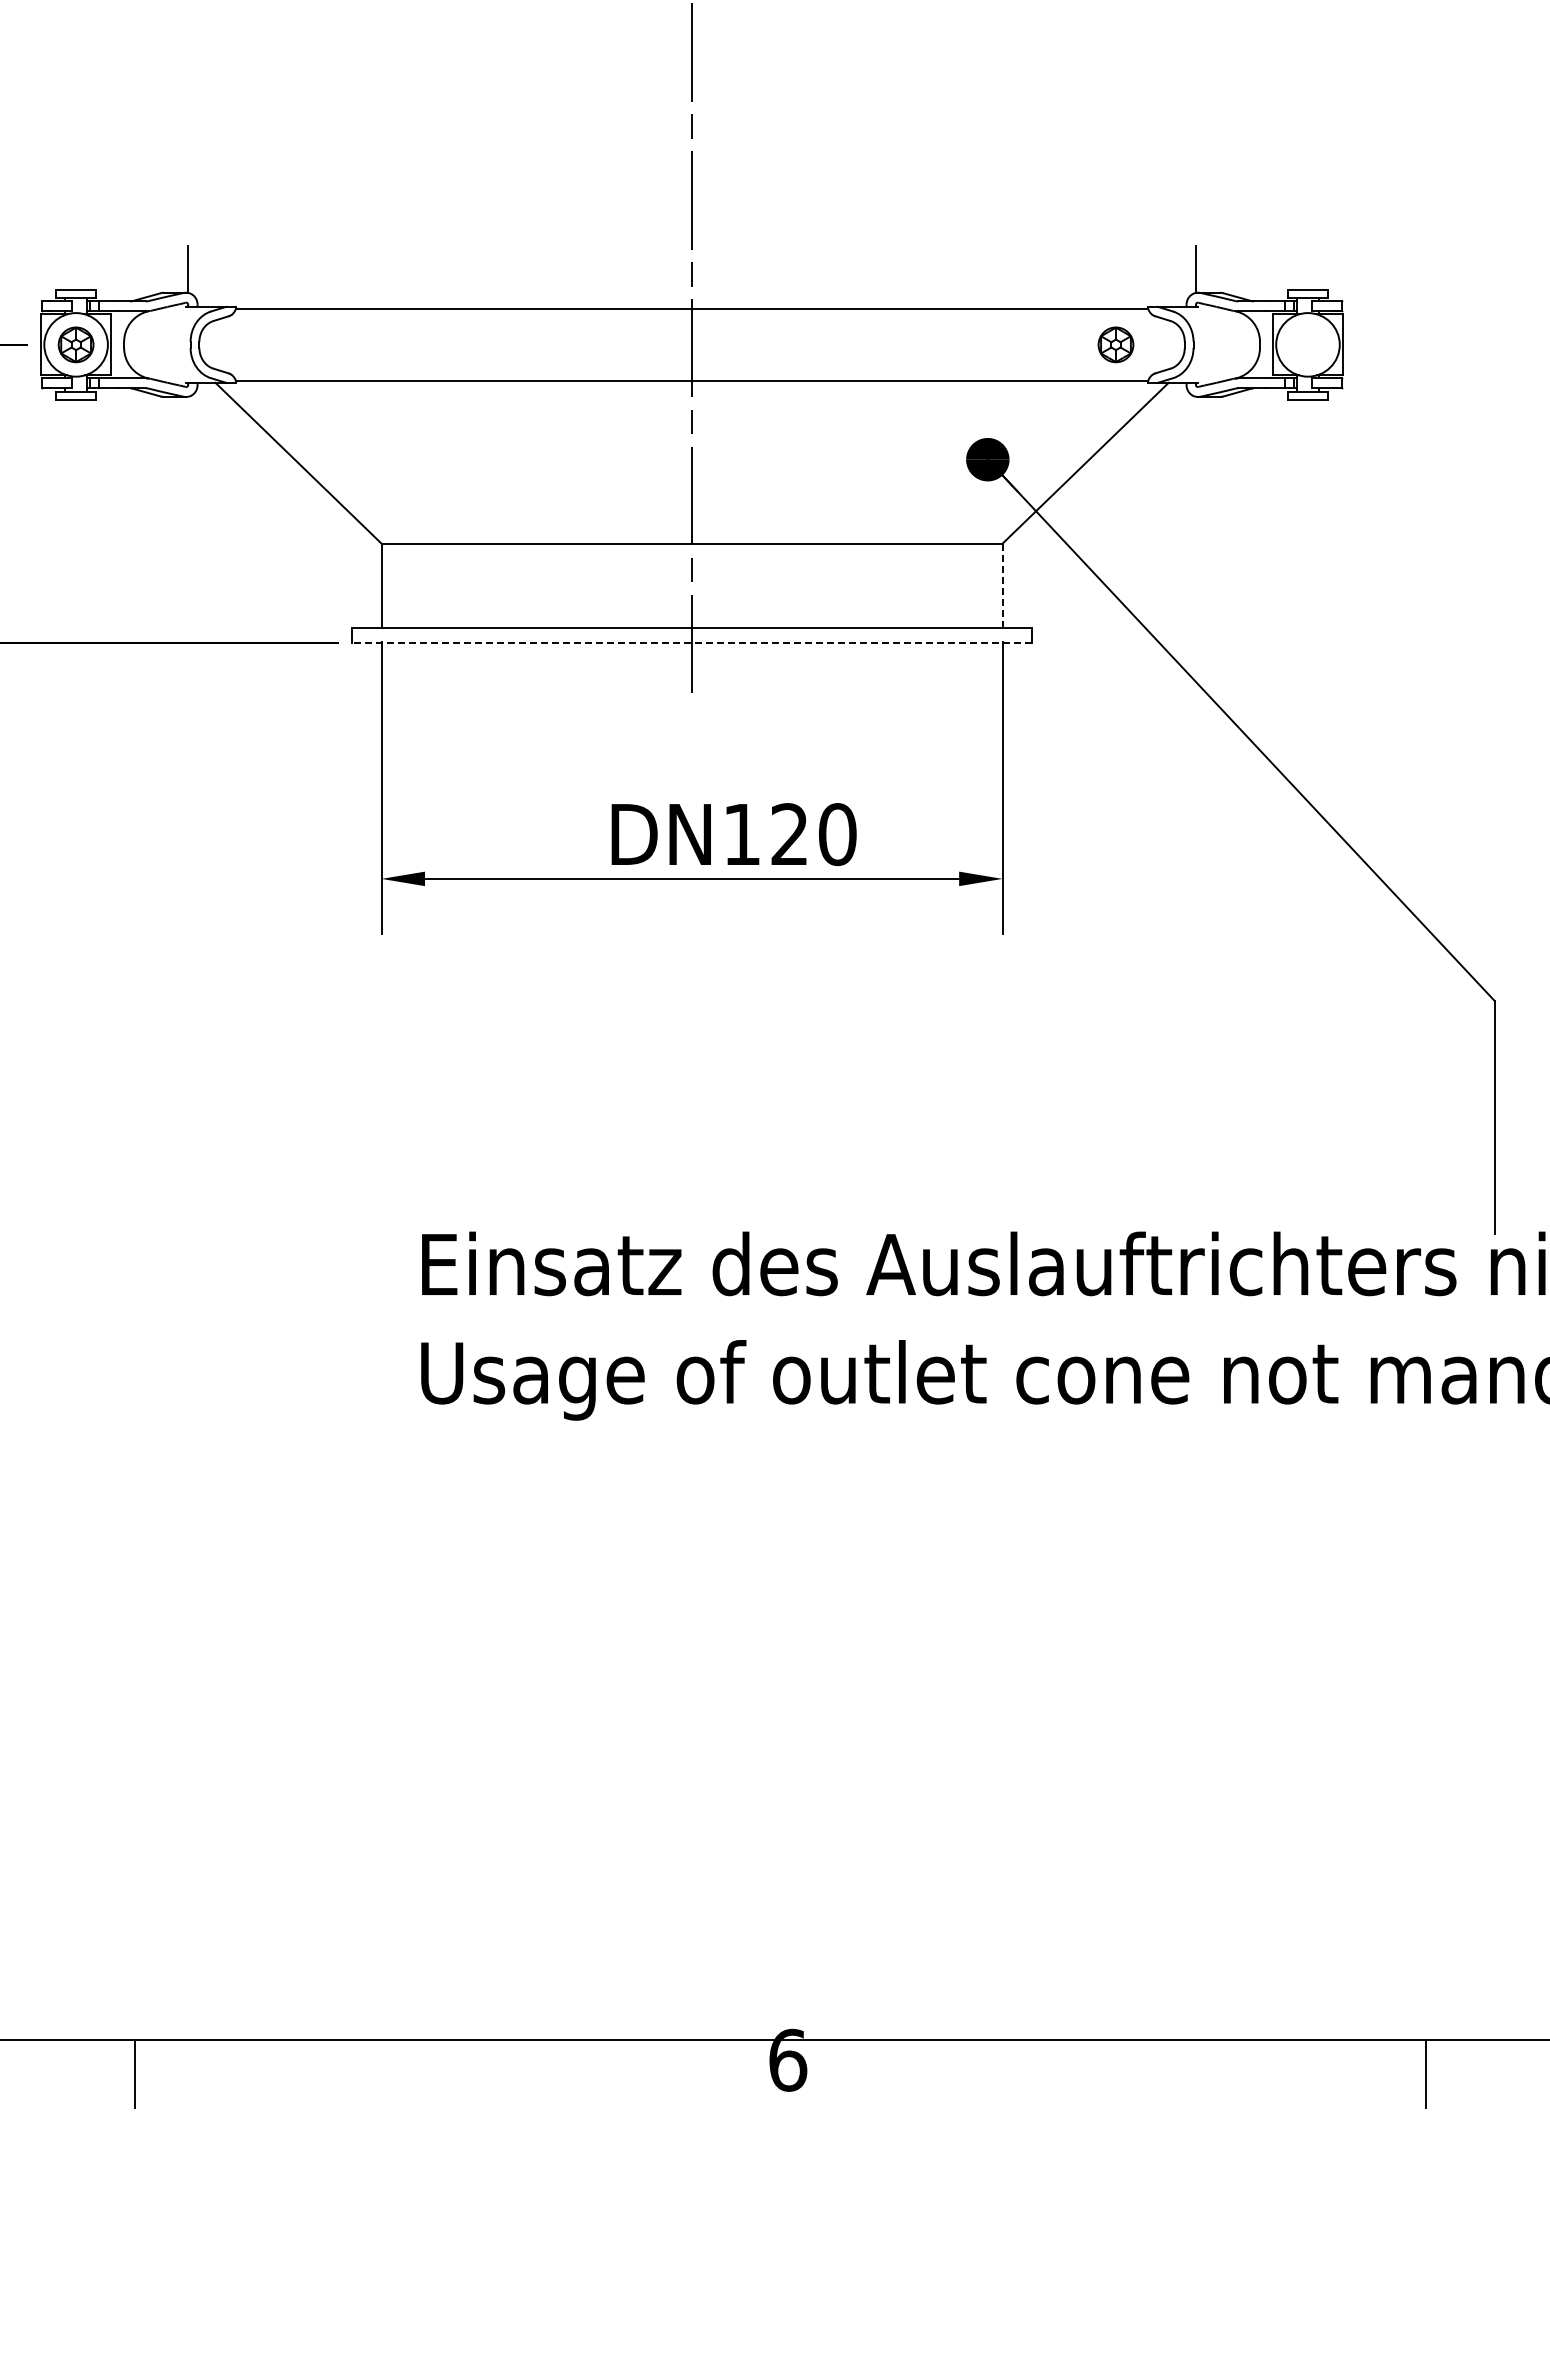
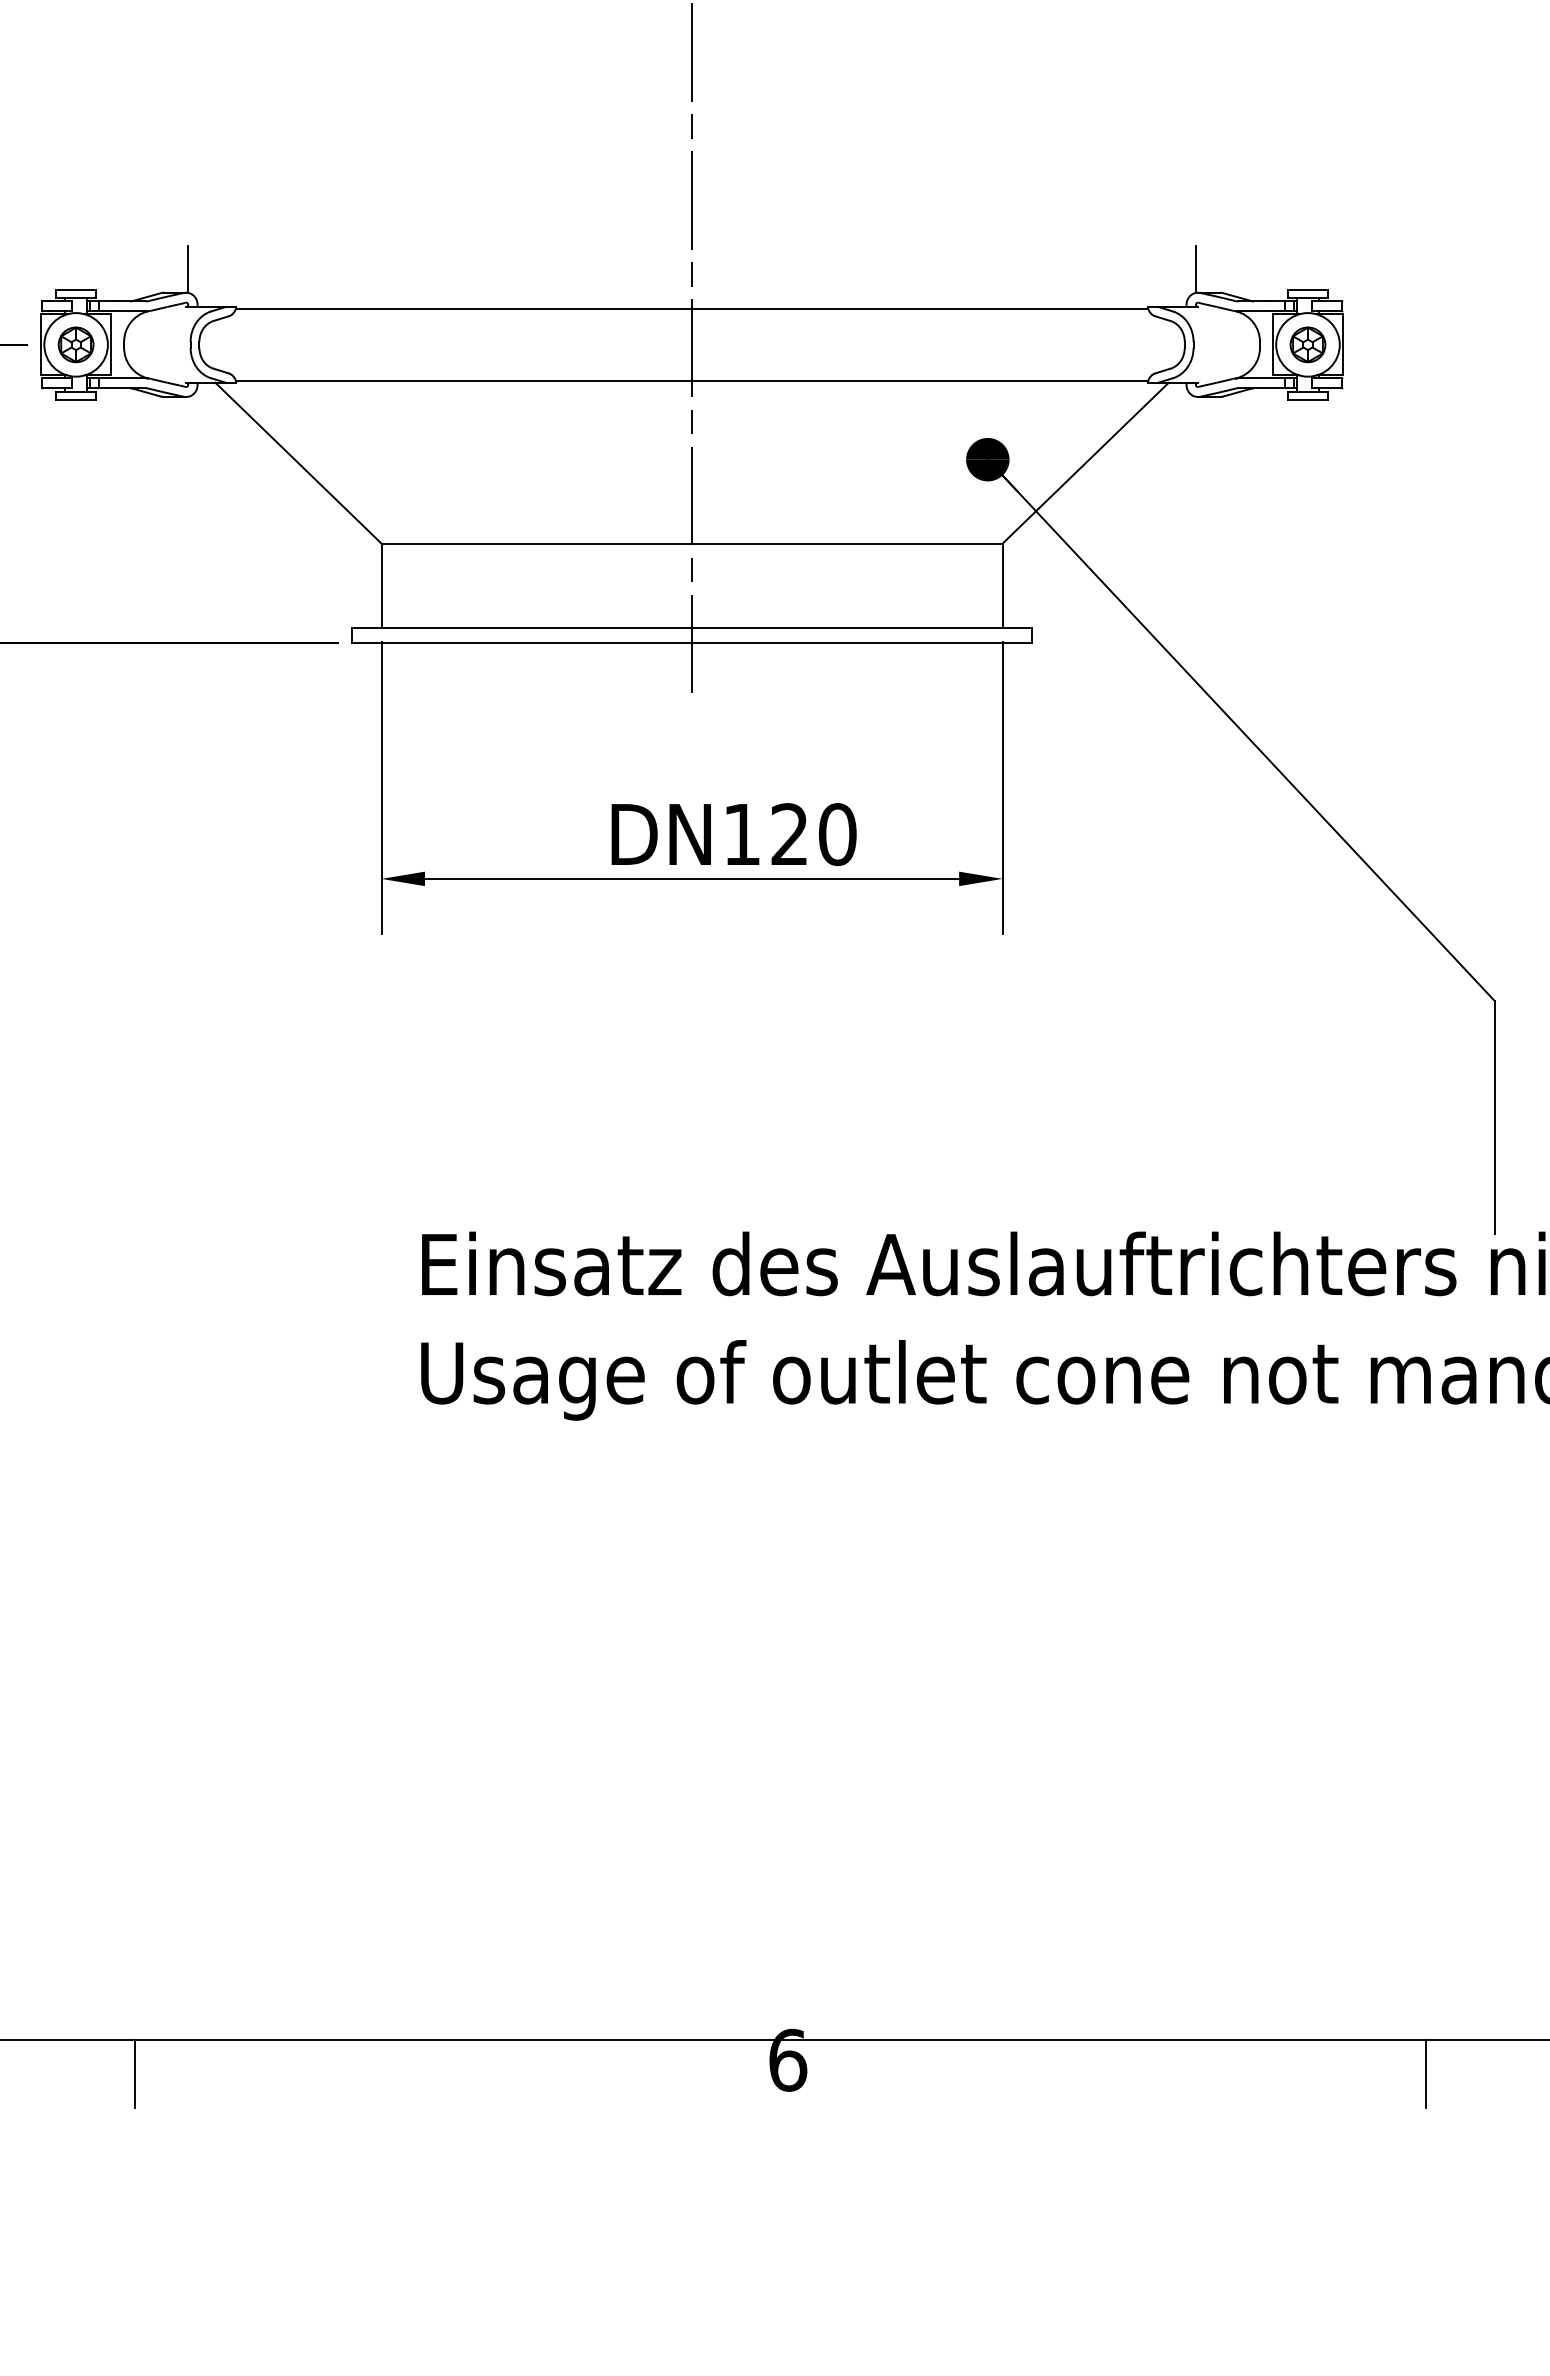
part position: (1115, 344) -> (1307, 344) (1307, 344)
line: dashed -> solid (1002, 585)
line: dashed -> solid (691, 642)
